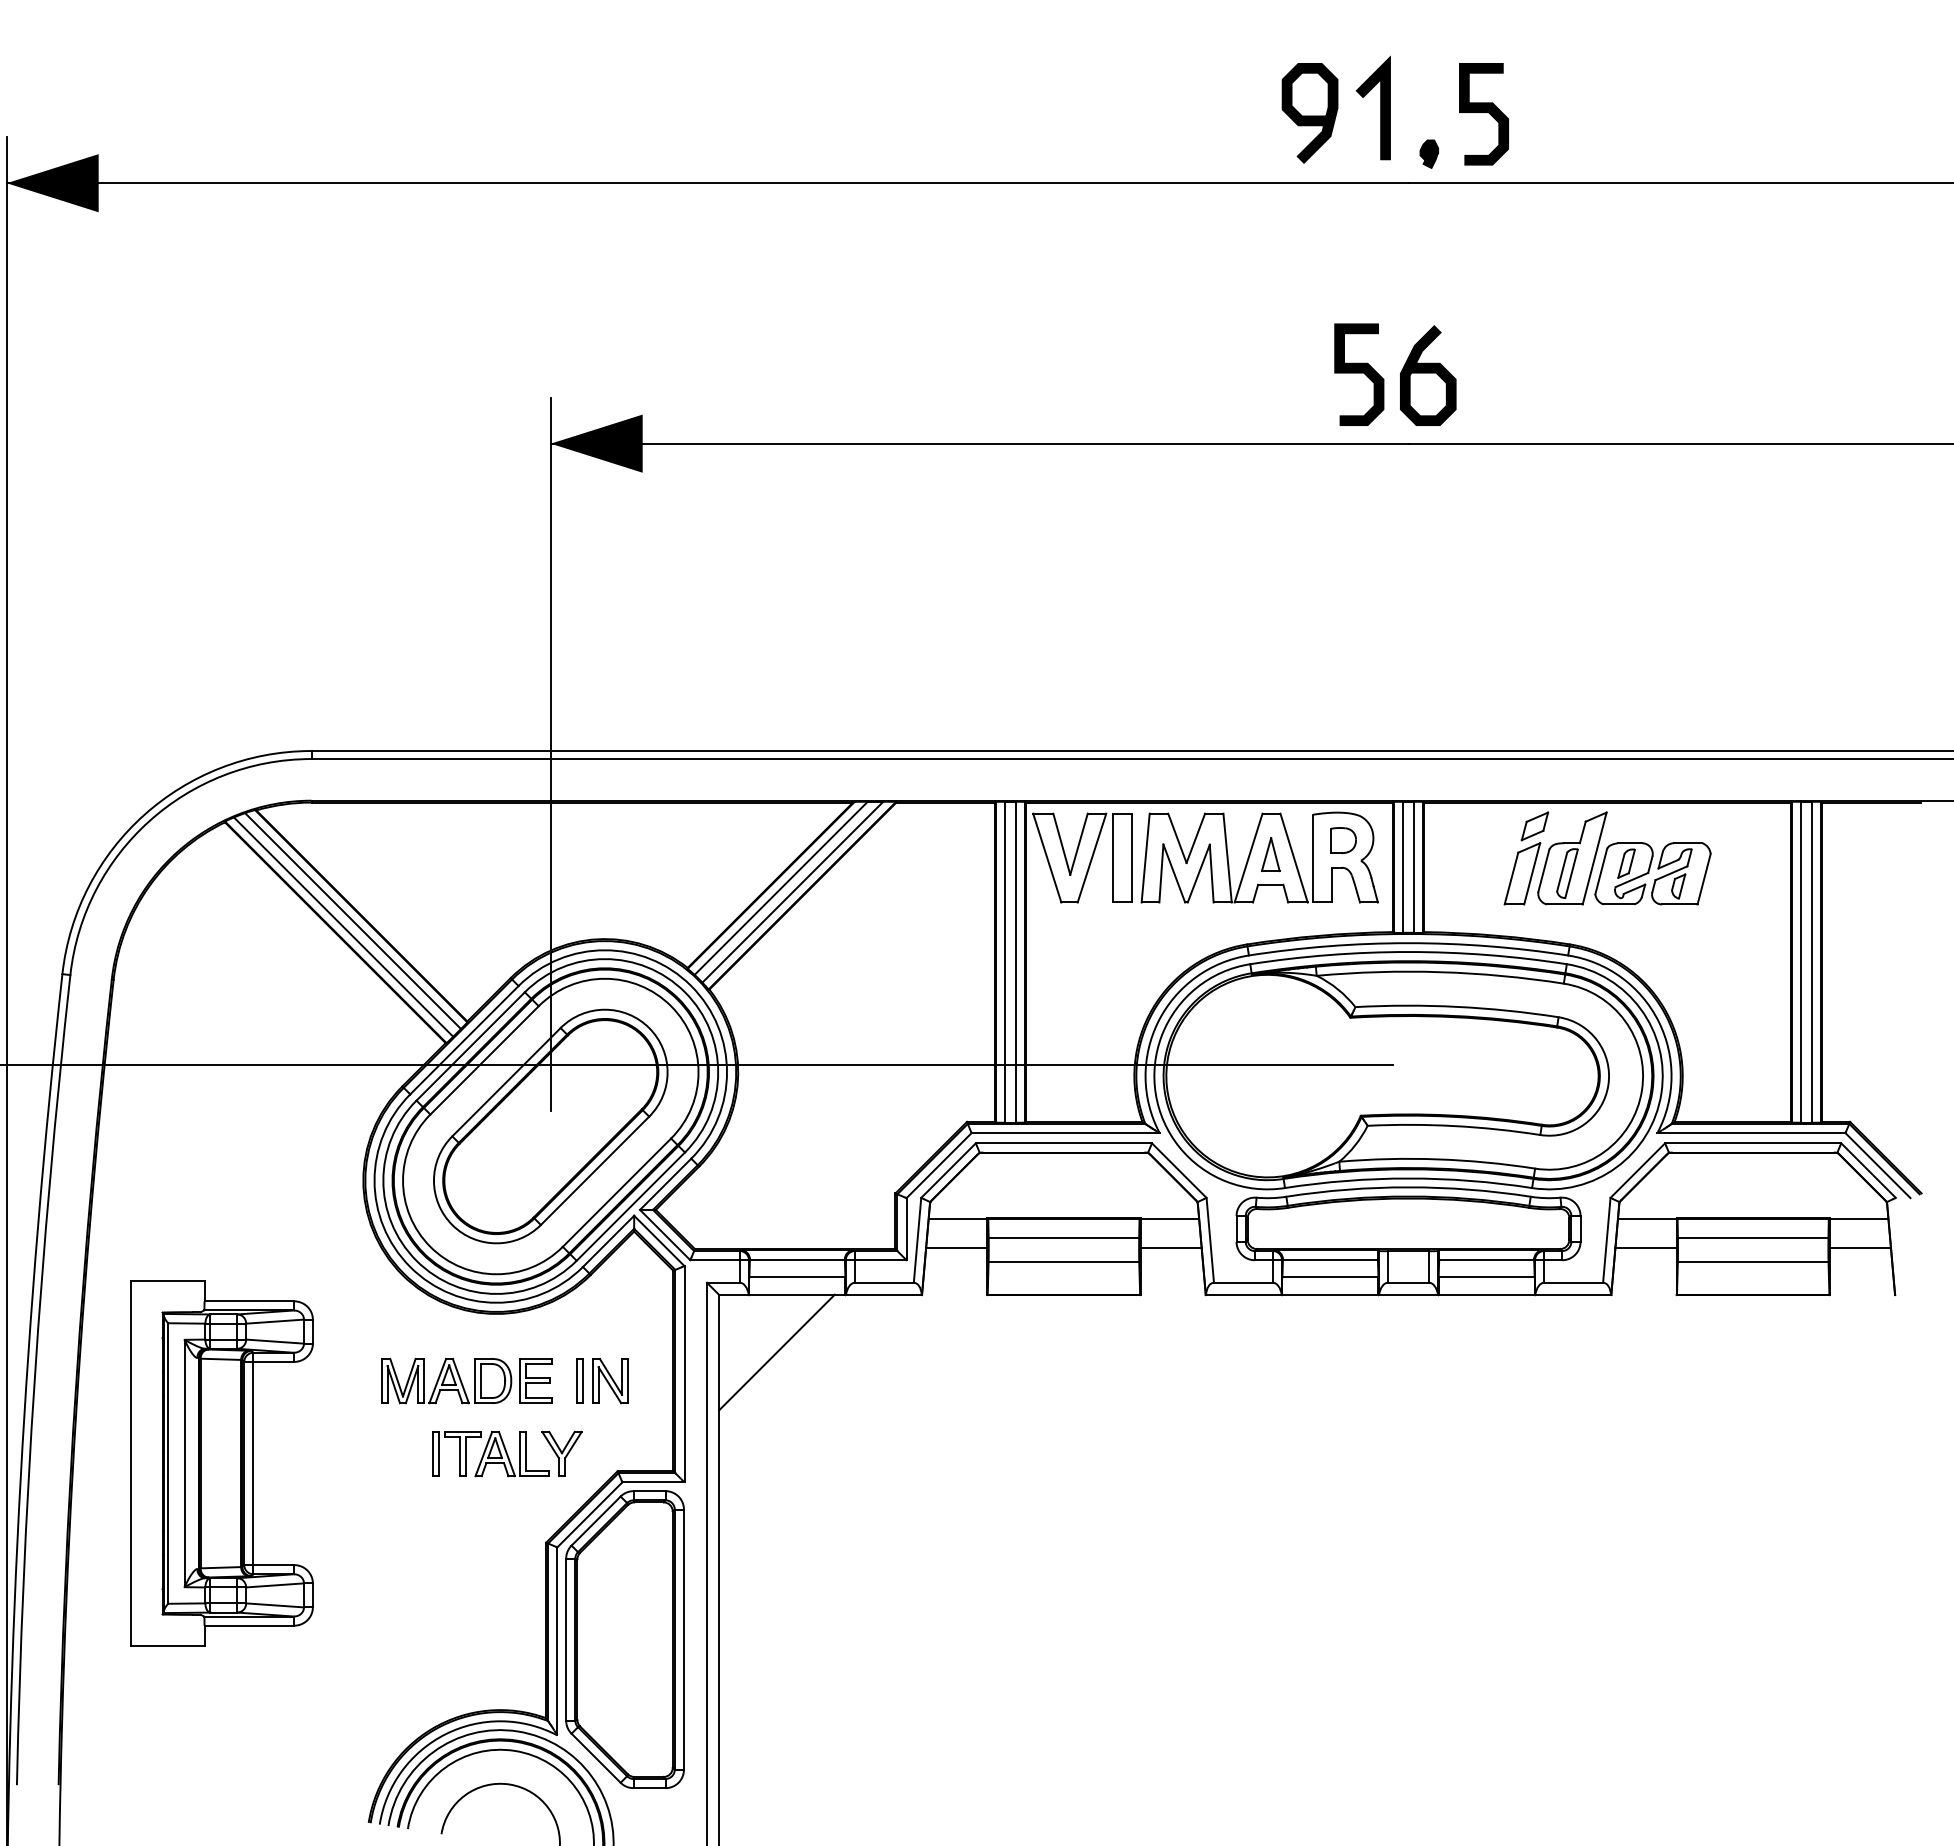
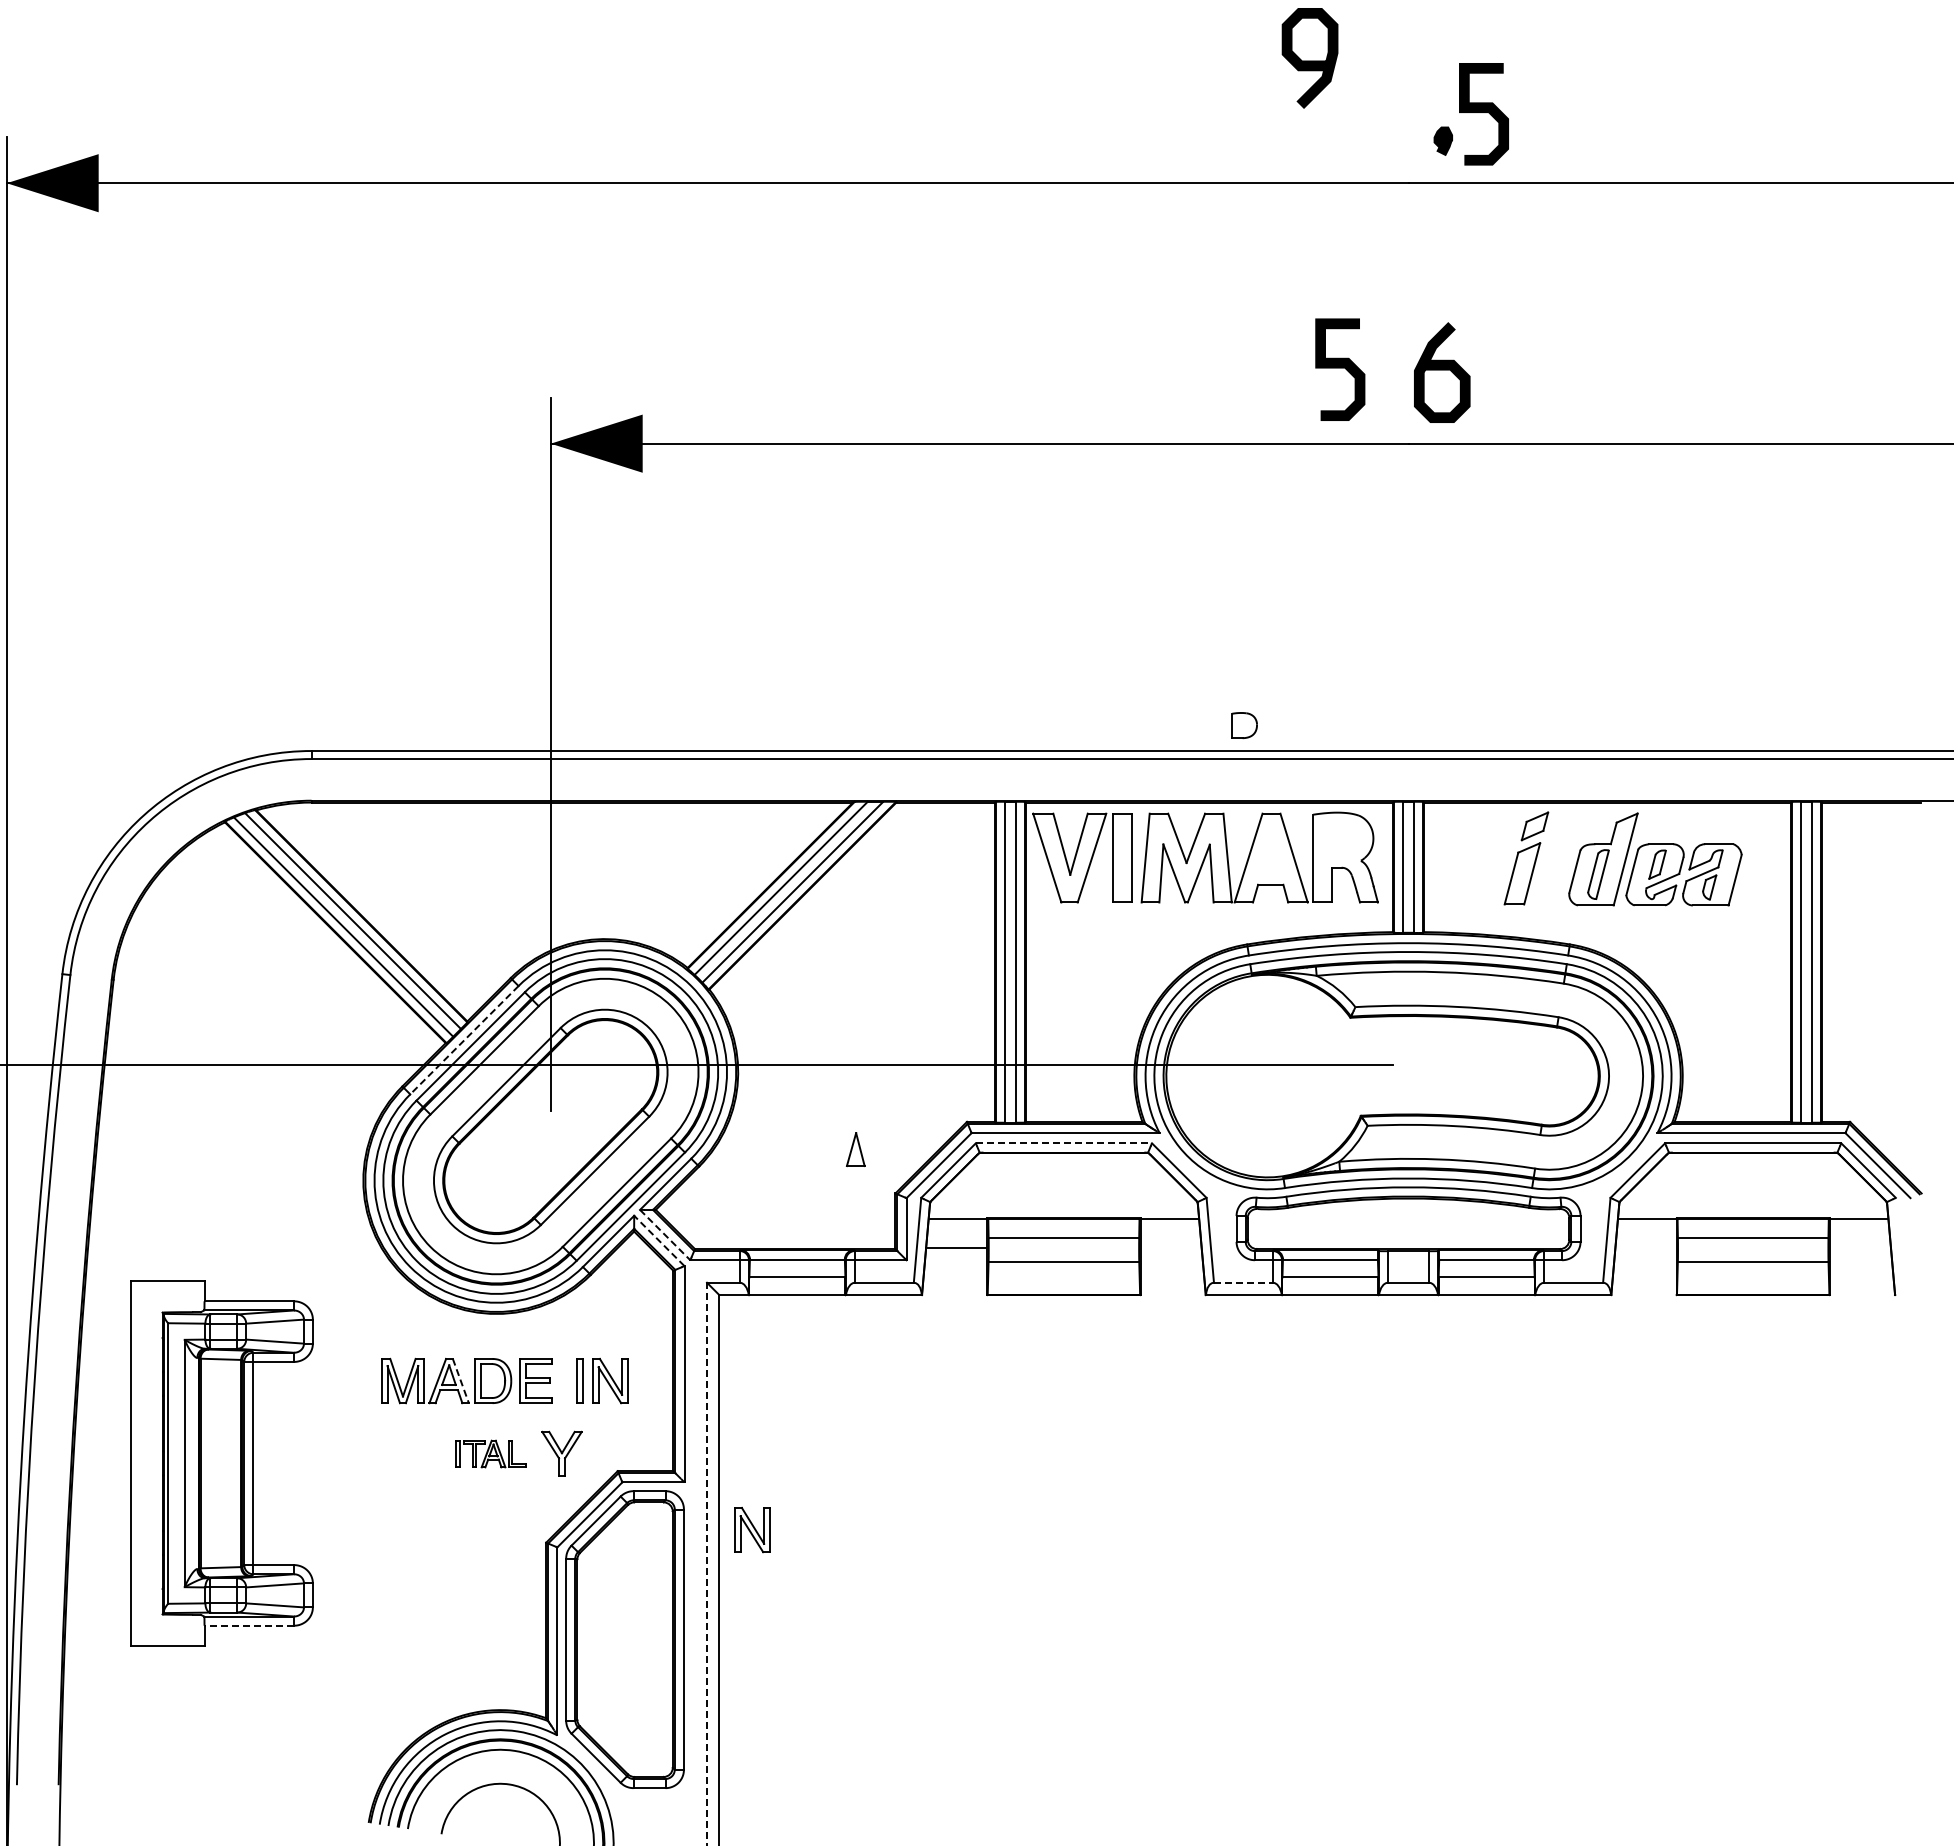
line: present -> none (1380, 107)
curve position: (1309, 115) -> (1309, 60) (1309, 60)
part position: (1428, 153) -> (1442, 140) (1442, 140)
curve position: (1359, 373) -> (1340, 368) (1340, 368)
curve position: (1428, 373) -> (1442, 370) (1442, 370)
part position: (1343, 840) -> (1244, 725) (1244, 725)
part position: (1270, 854) -> (855, 1149) (855, 1149)
part position: (1624, 858) -> (1655, 859) (1655, 859)
line: solid -> dashed (464, 1040)
line: solid -> dashed (1064, 1143)
line: solid -> dashed (665, 1235)
line: solid -> dashed (659, 1240)
line: present -> none (1170, 1248)
line: present -> none (1645, 1248)
line: present -> none (1859, 1248)
line: solid -> dashed (1243, 1282)
line: present -> none (776, 1352)
line: solid -> dashed (460, 1381)
part size: 118x48 px -> 72x30 px (490, 1453)
part: none -> present (752, 1530)
line: solid -> dashed (707, 1563)
line: solid -> dashed (249, 1625)
